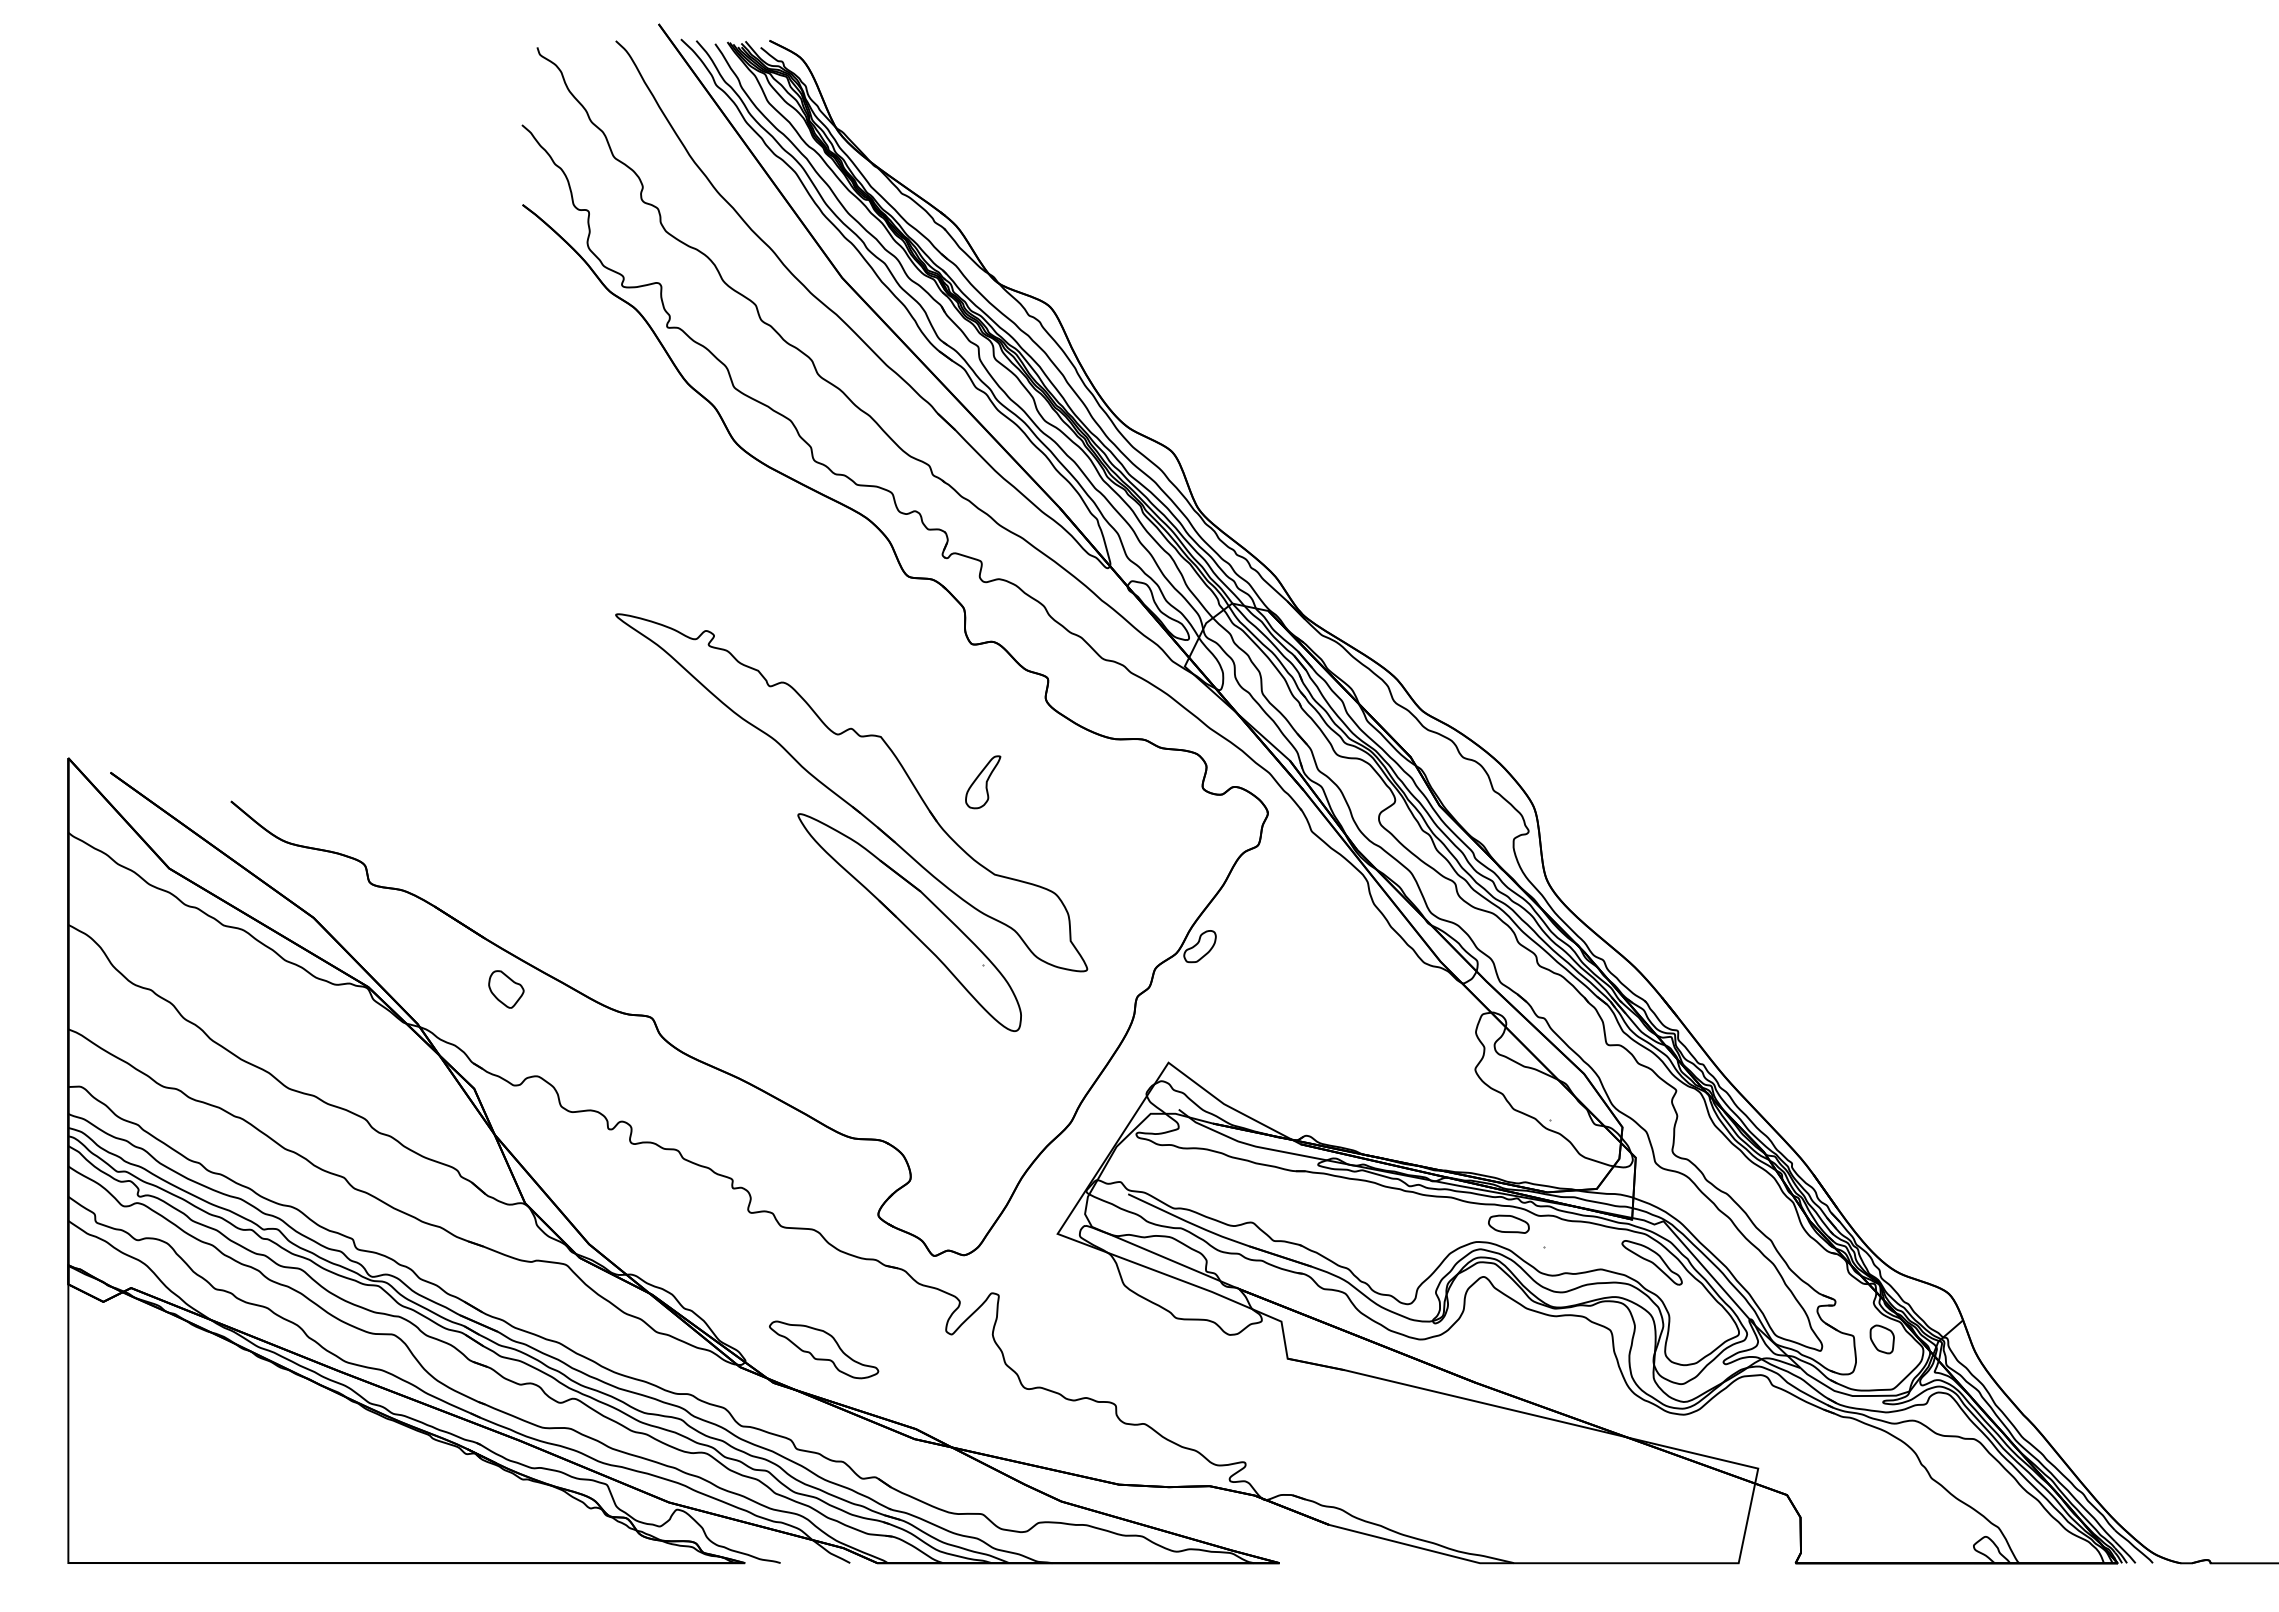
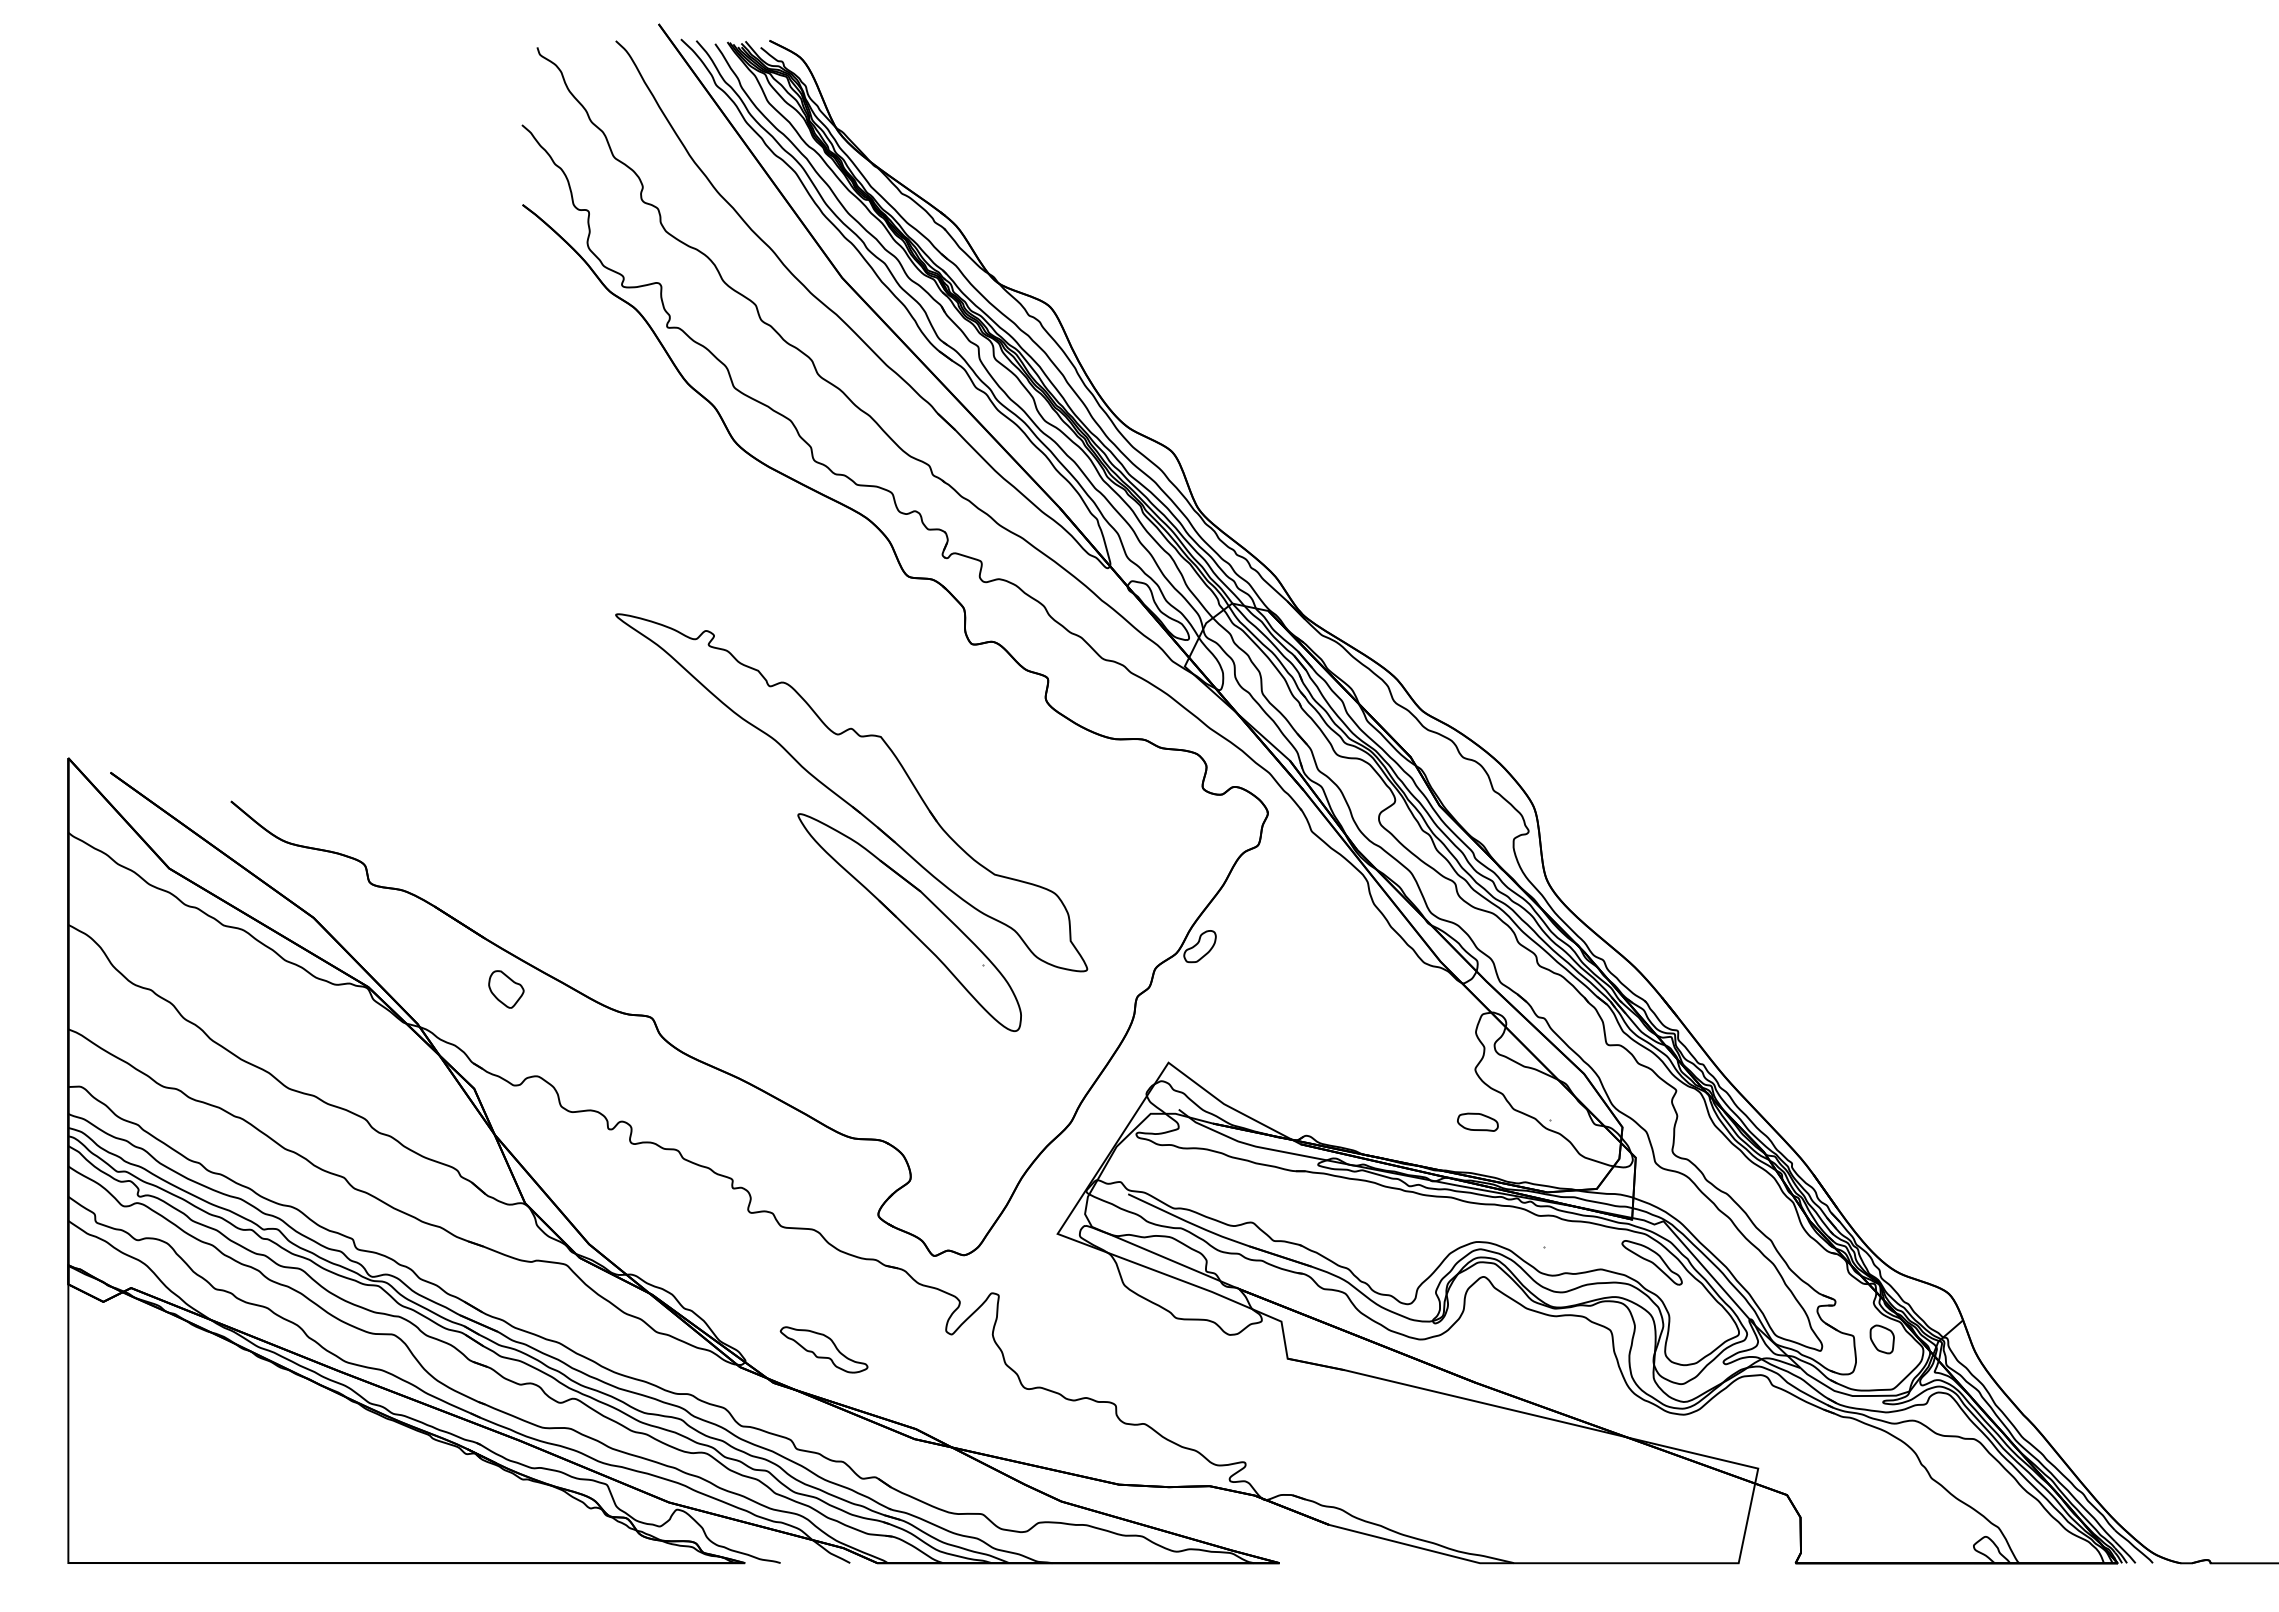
part: present -> none (983, 782)
part position: (1508, 1223) -> (1477, 1121) (1477, 1121)
part size: 111x60 px -> 90x48 px (823, 1349)
